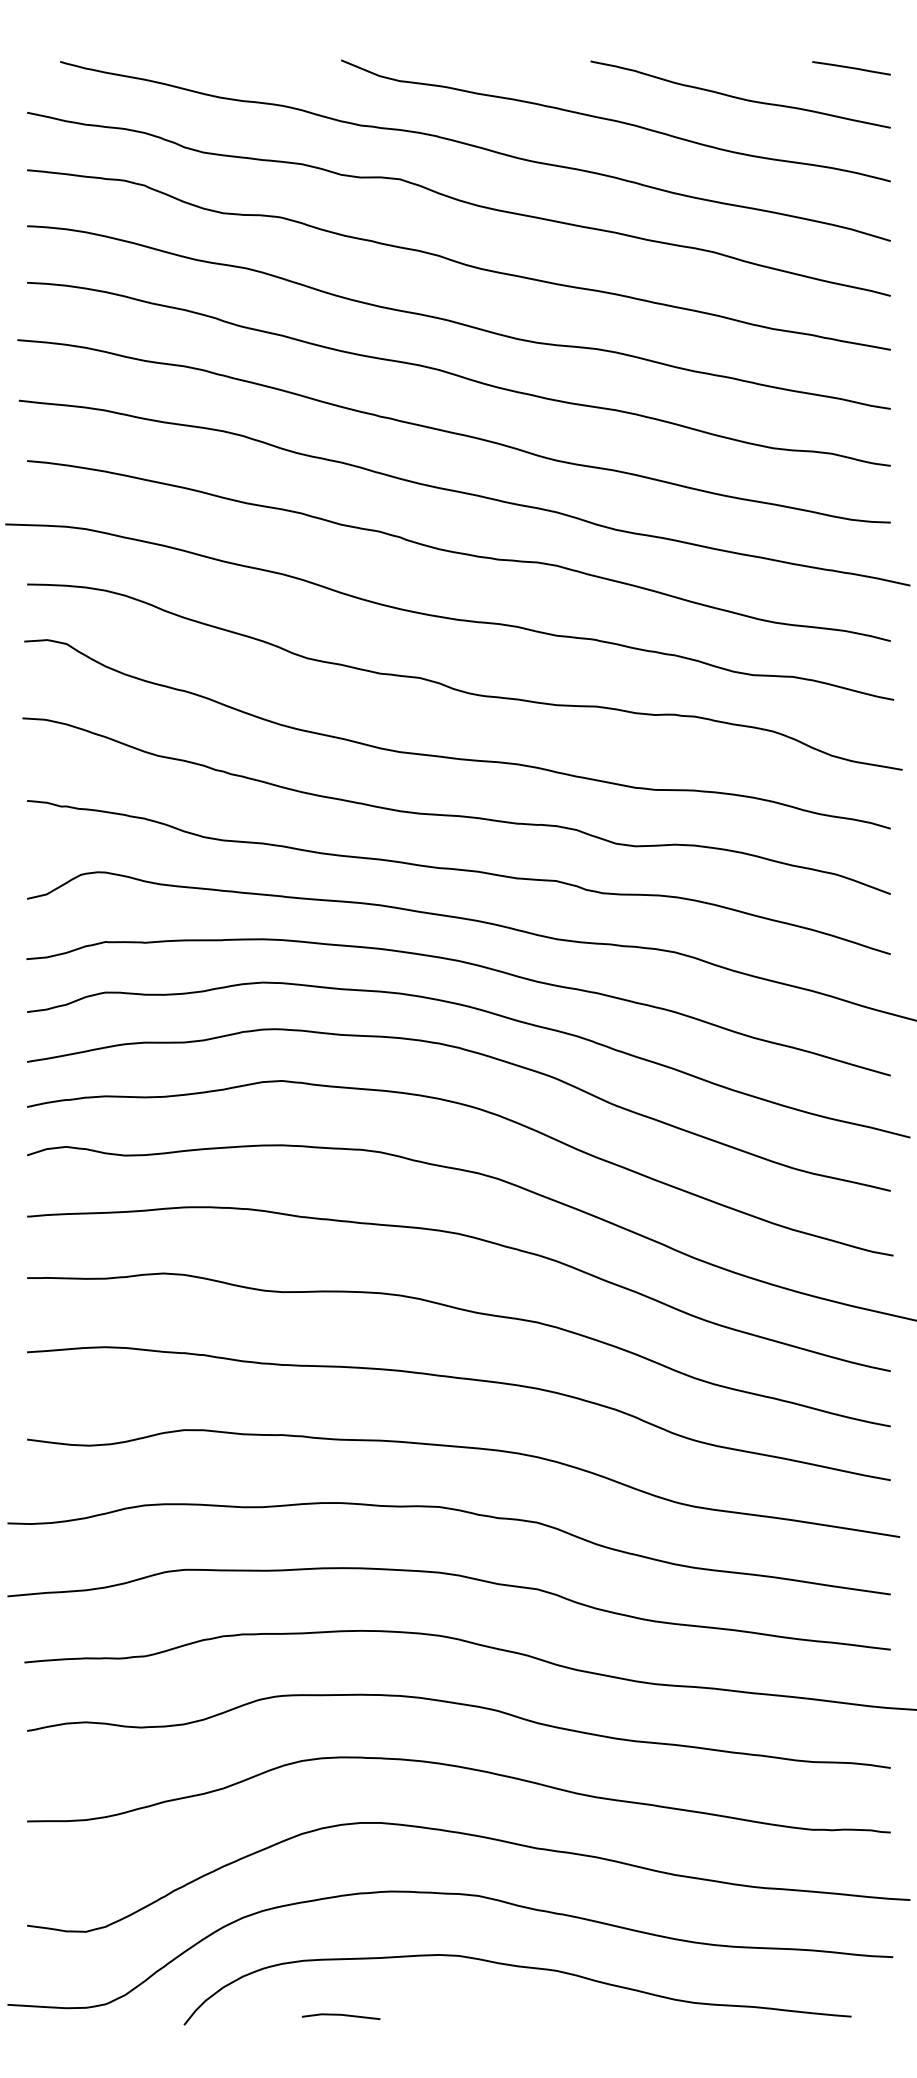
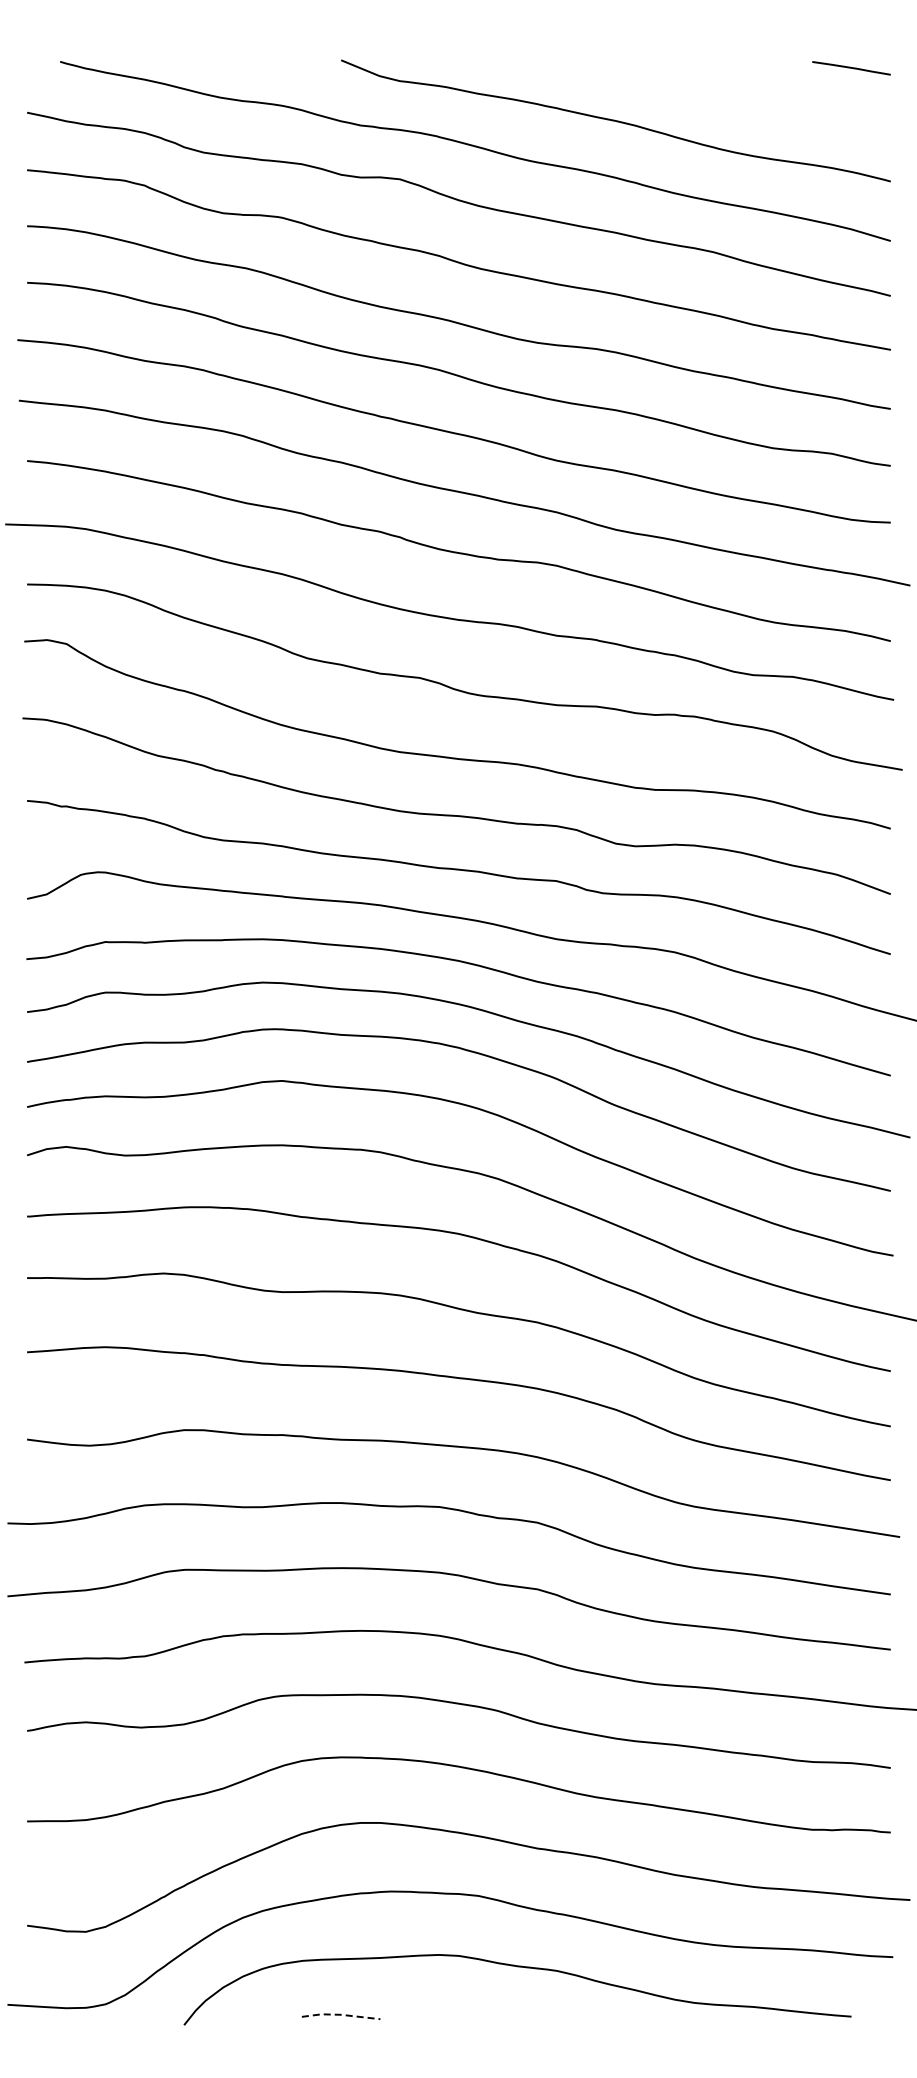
curve: present -> none (740, 97)
line: solid -> dashed (341, 2014)
